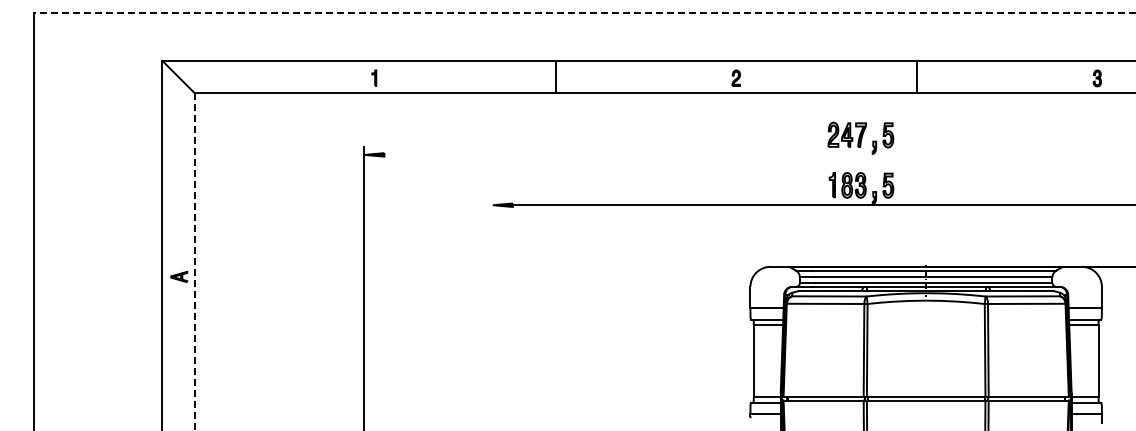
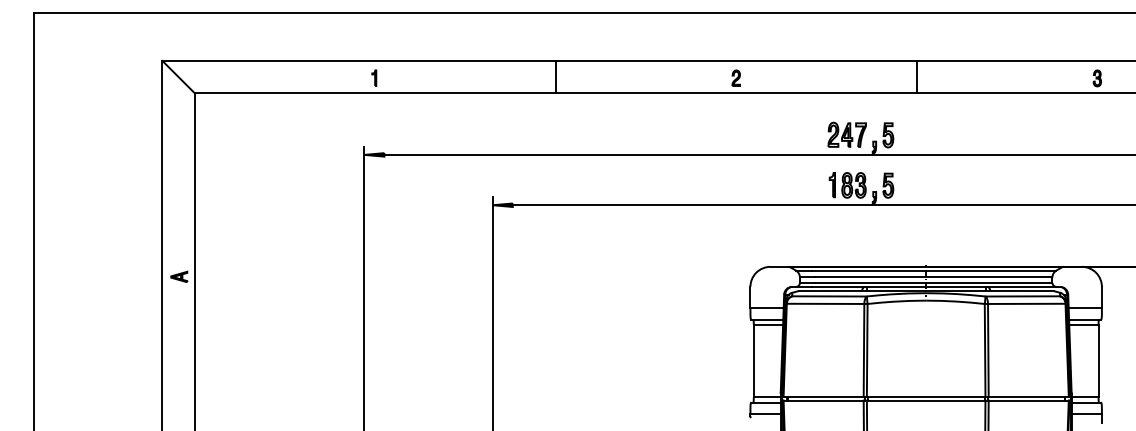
line: dashed -> solid (584, 12)
line: none -> present (758, 154)
line: dashed -> solid (194, 262)
line: none -> present (492, 312)
